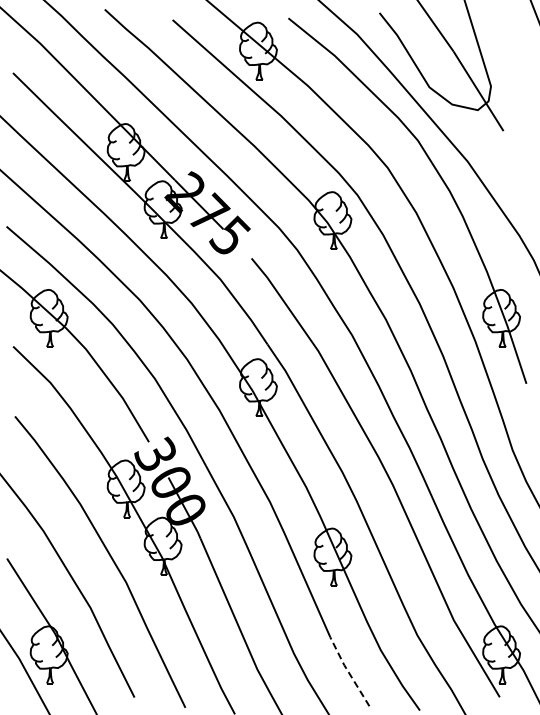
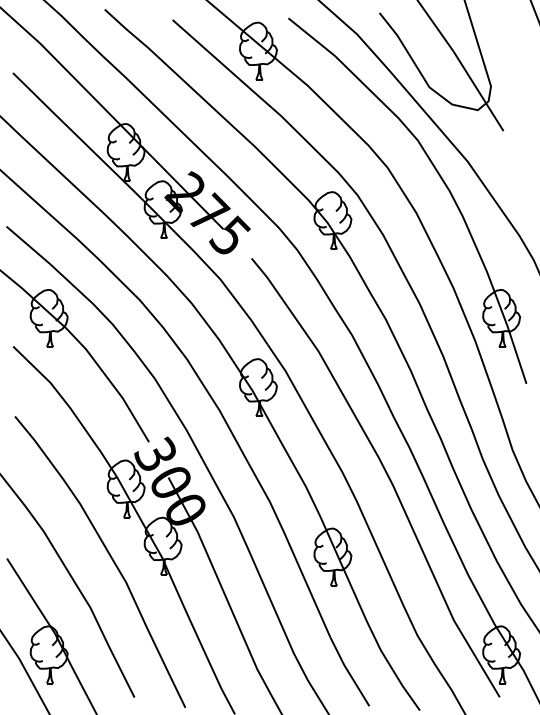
line: dashed -> solid (348, 671)
